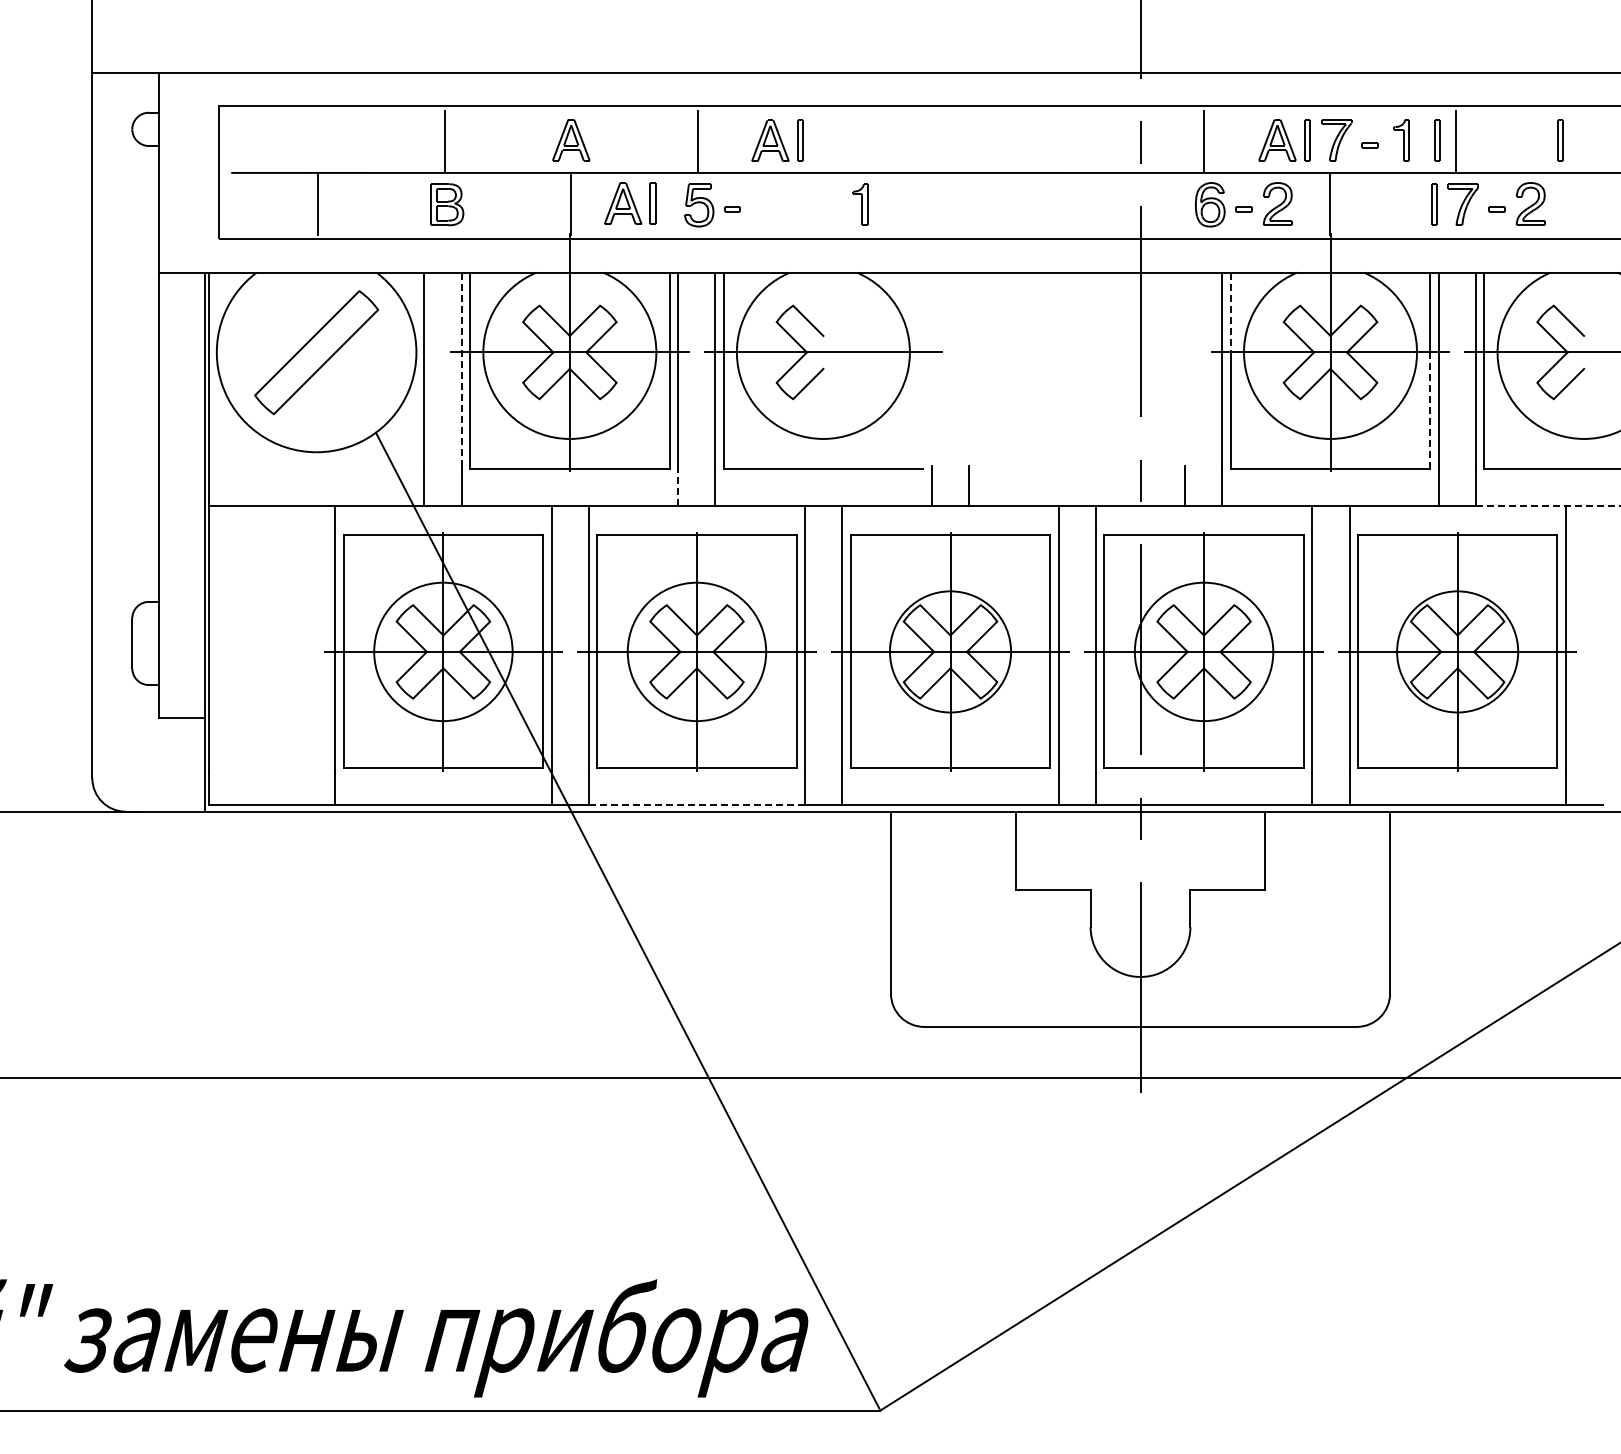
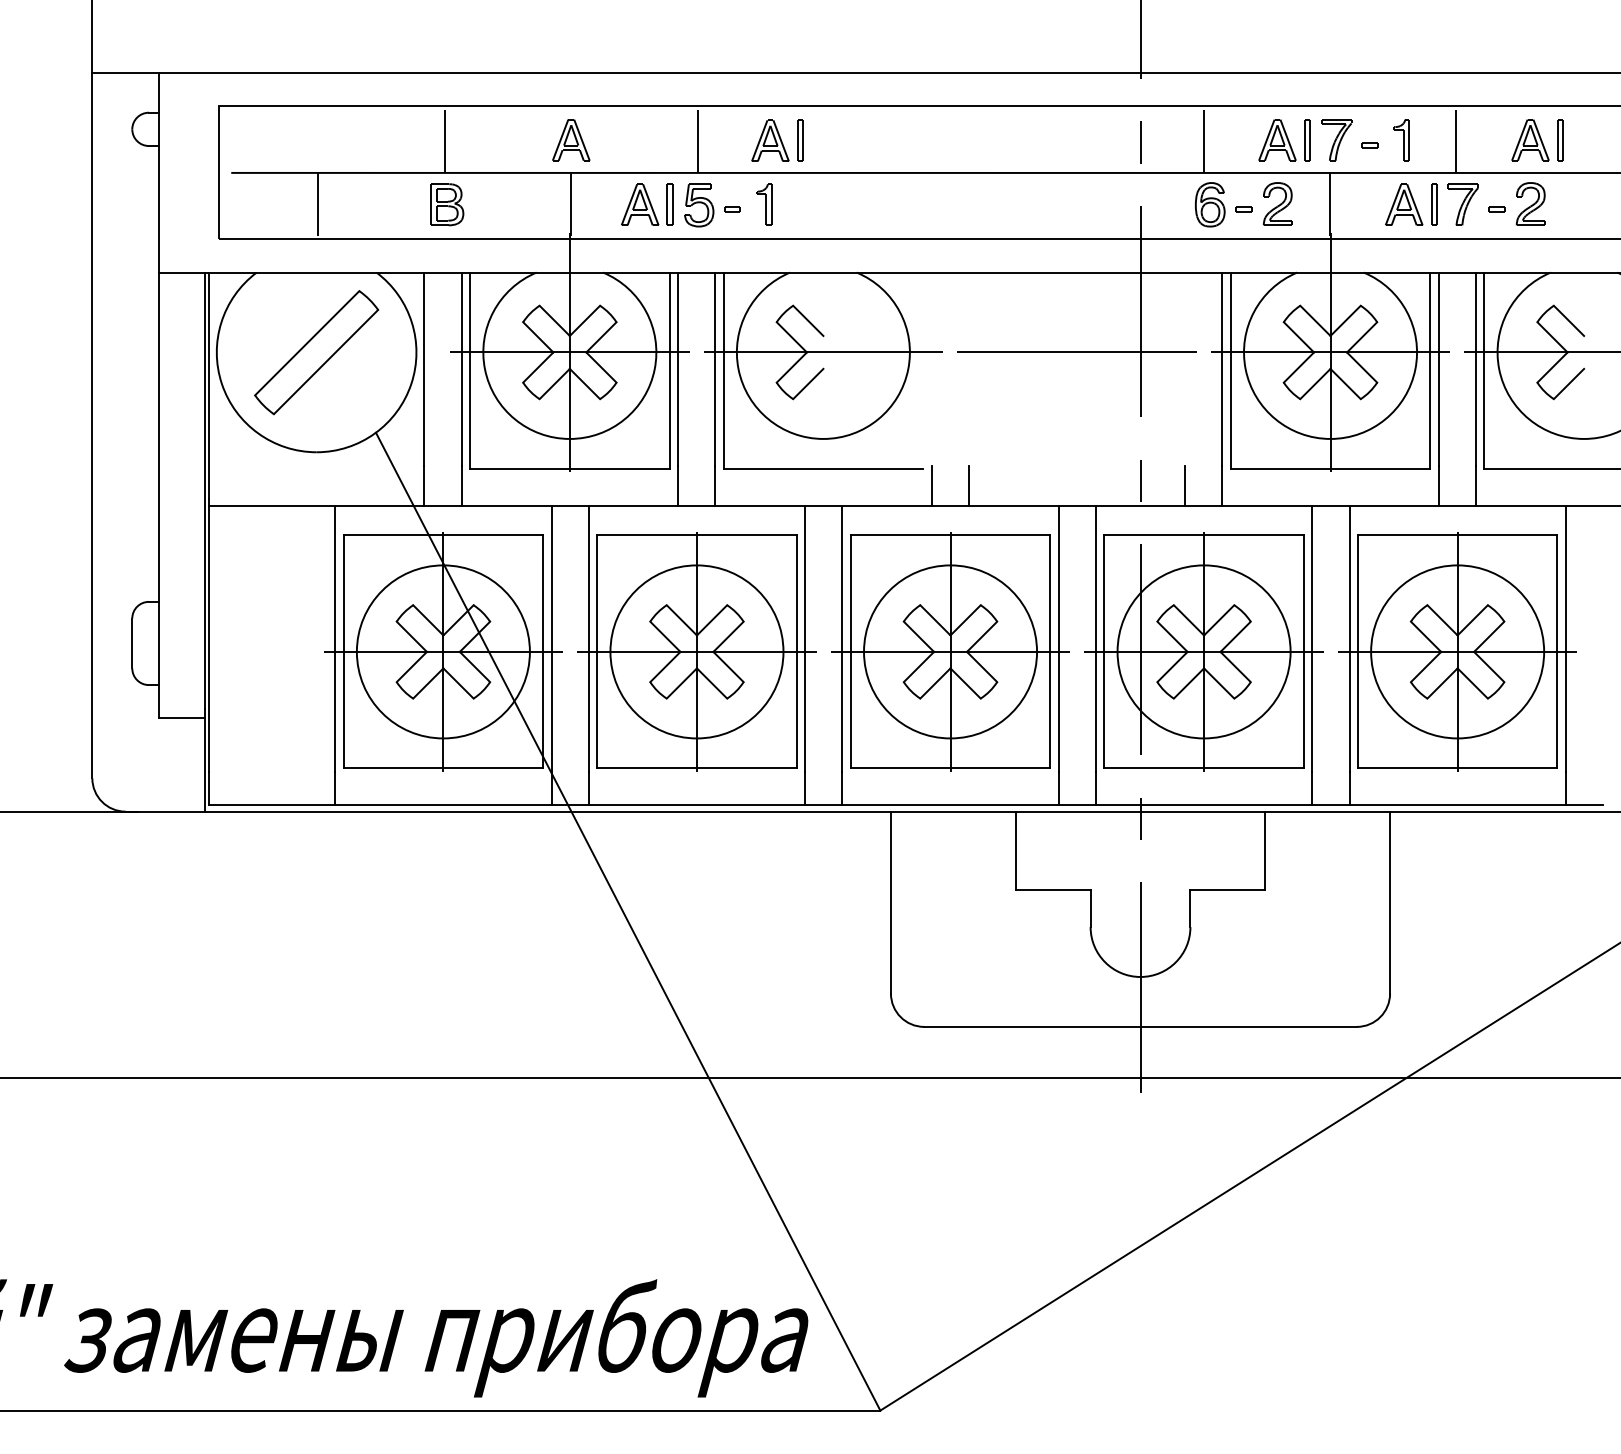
part: present -> none (1437, 140)
part: none -> present (1530, 140)
part position: (630, 203) -> (647, 204) (647, 204)
part position: (860, 204) -> (764, 204) (764, 204)
part: none -> present (1404, 204)
line: dashed -> solid (1230, 312)
line: none -> present (1076, 352)
line: dashed -> solid (461, 369)
line: dashed -> solid (1430, 410)
line: dashed -> solid (678, 485)
line: dashed -> solid (1548, 505)
circle diameter: 138 px -> 173 px (442, 651)
circle diameter: 138 px -> 173 px (696, 651)
circle diameter: 121 px -> 173 px (950, 651)
circle diameter: 138 px -> 173 px (1203, 651)
circle diameter: 121 px -> 173 px (1457, 651)
line: dashed -> solid (697, 804)
